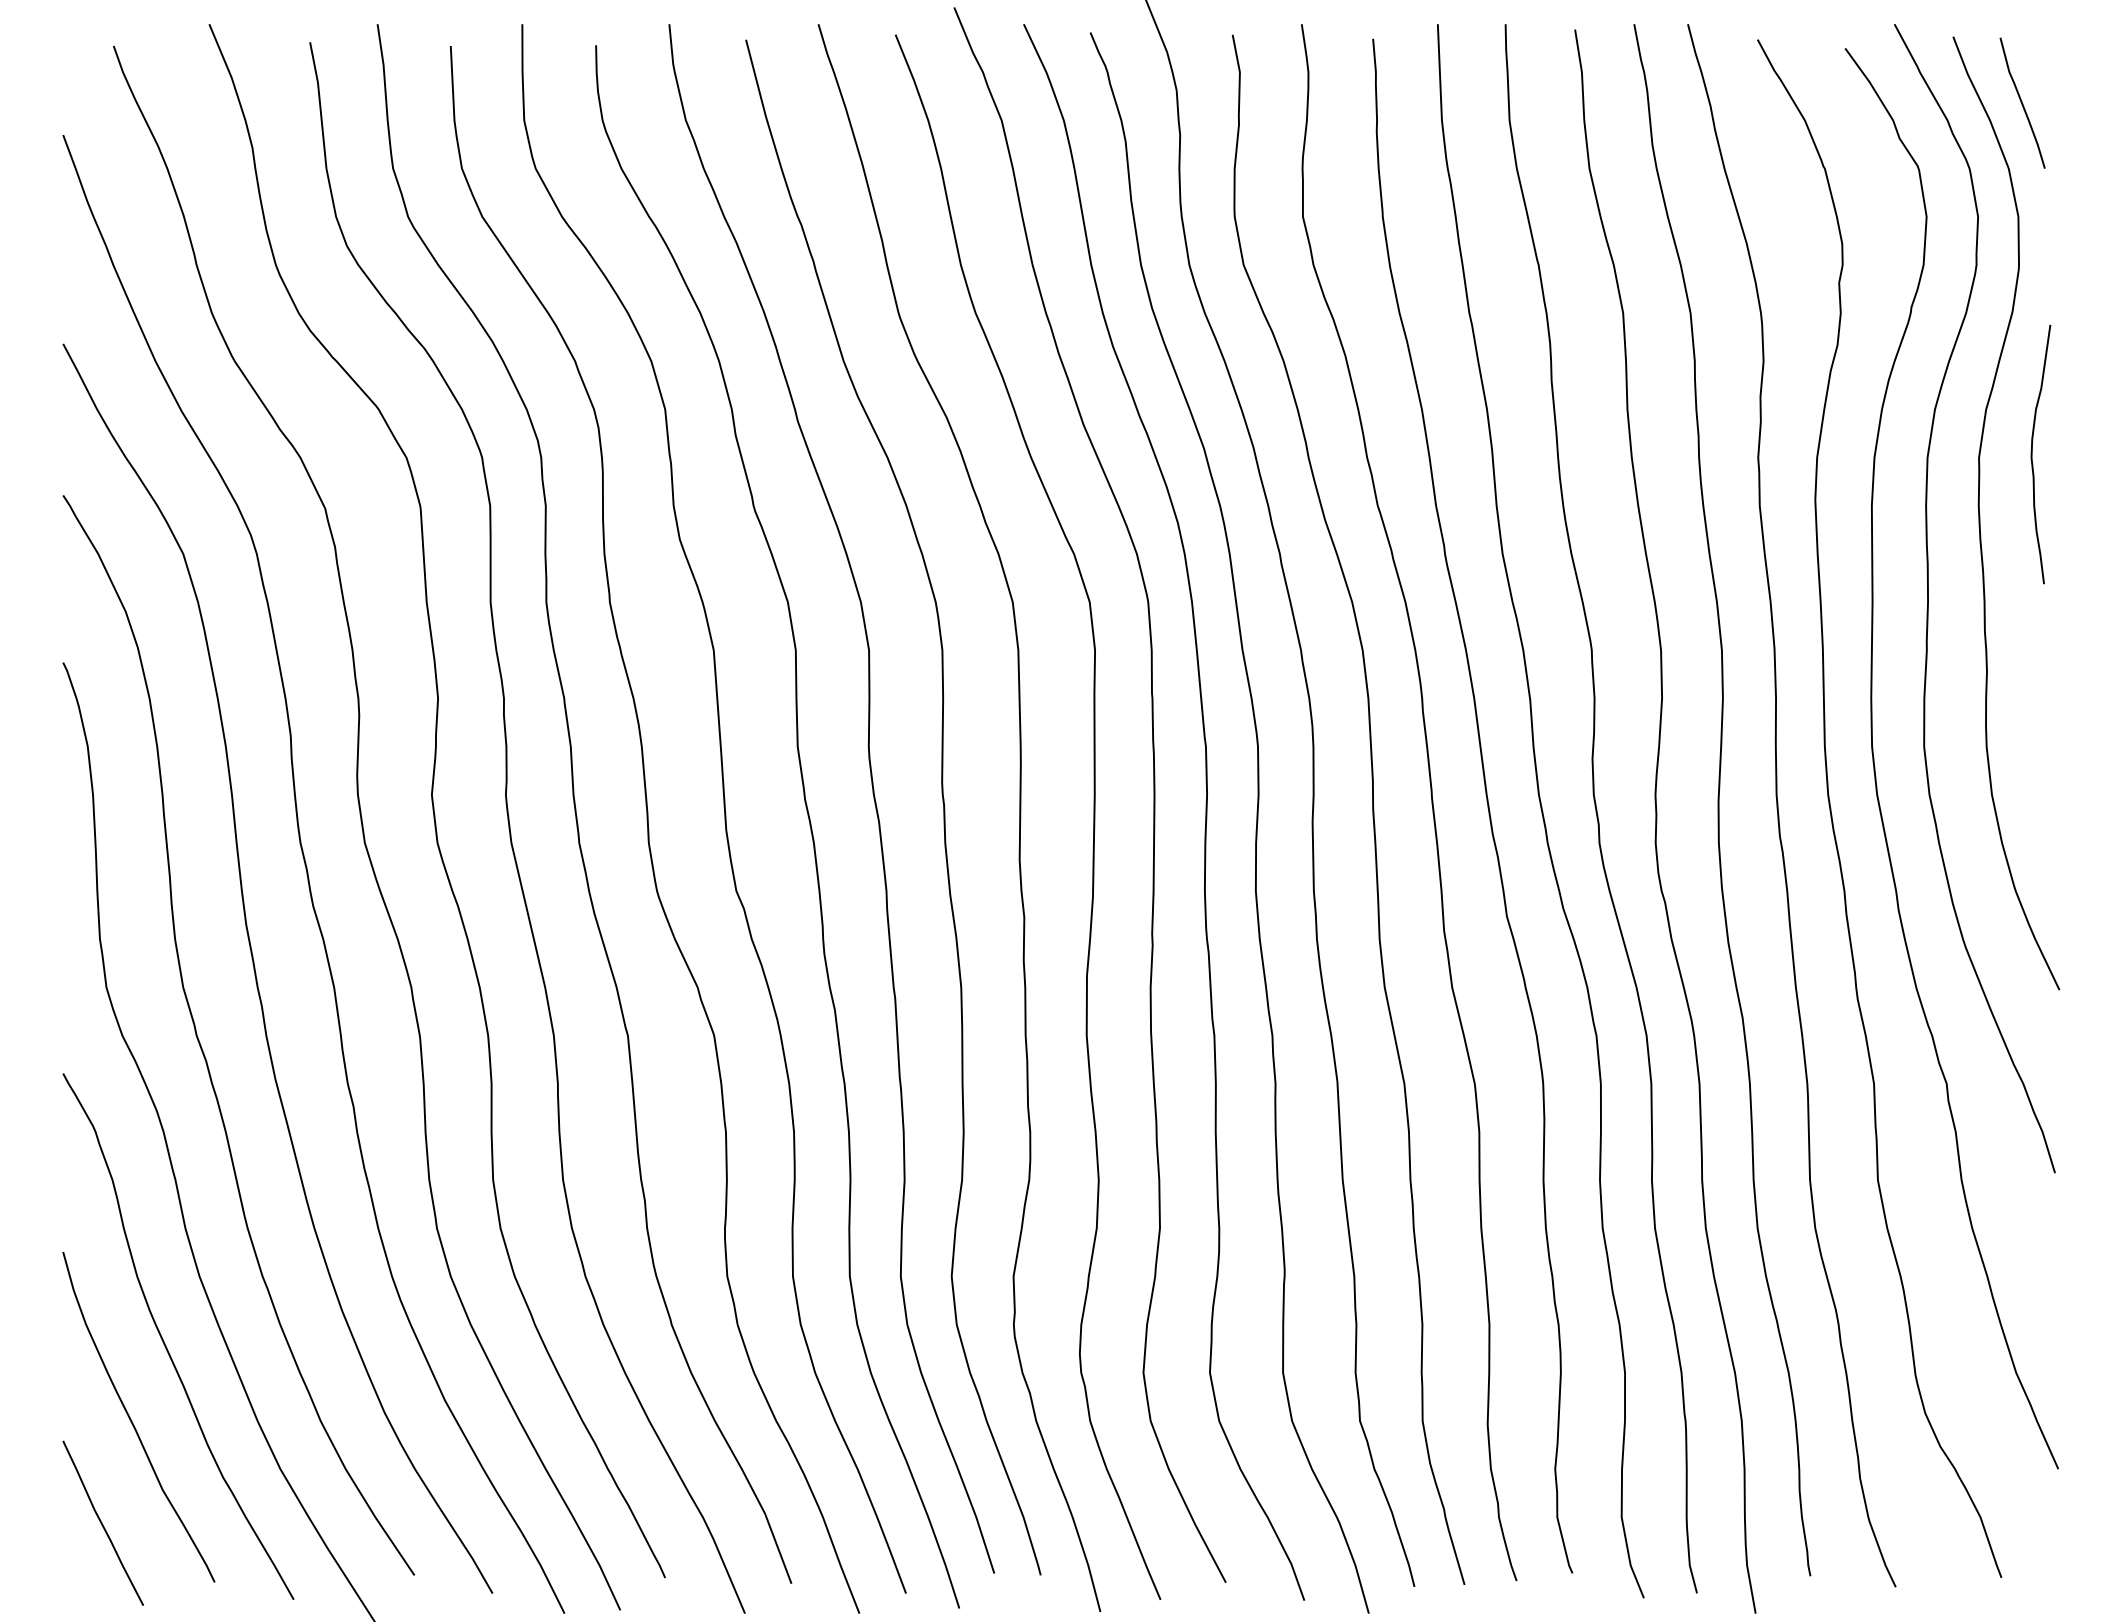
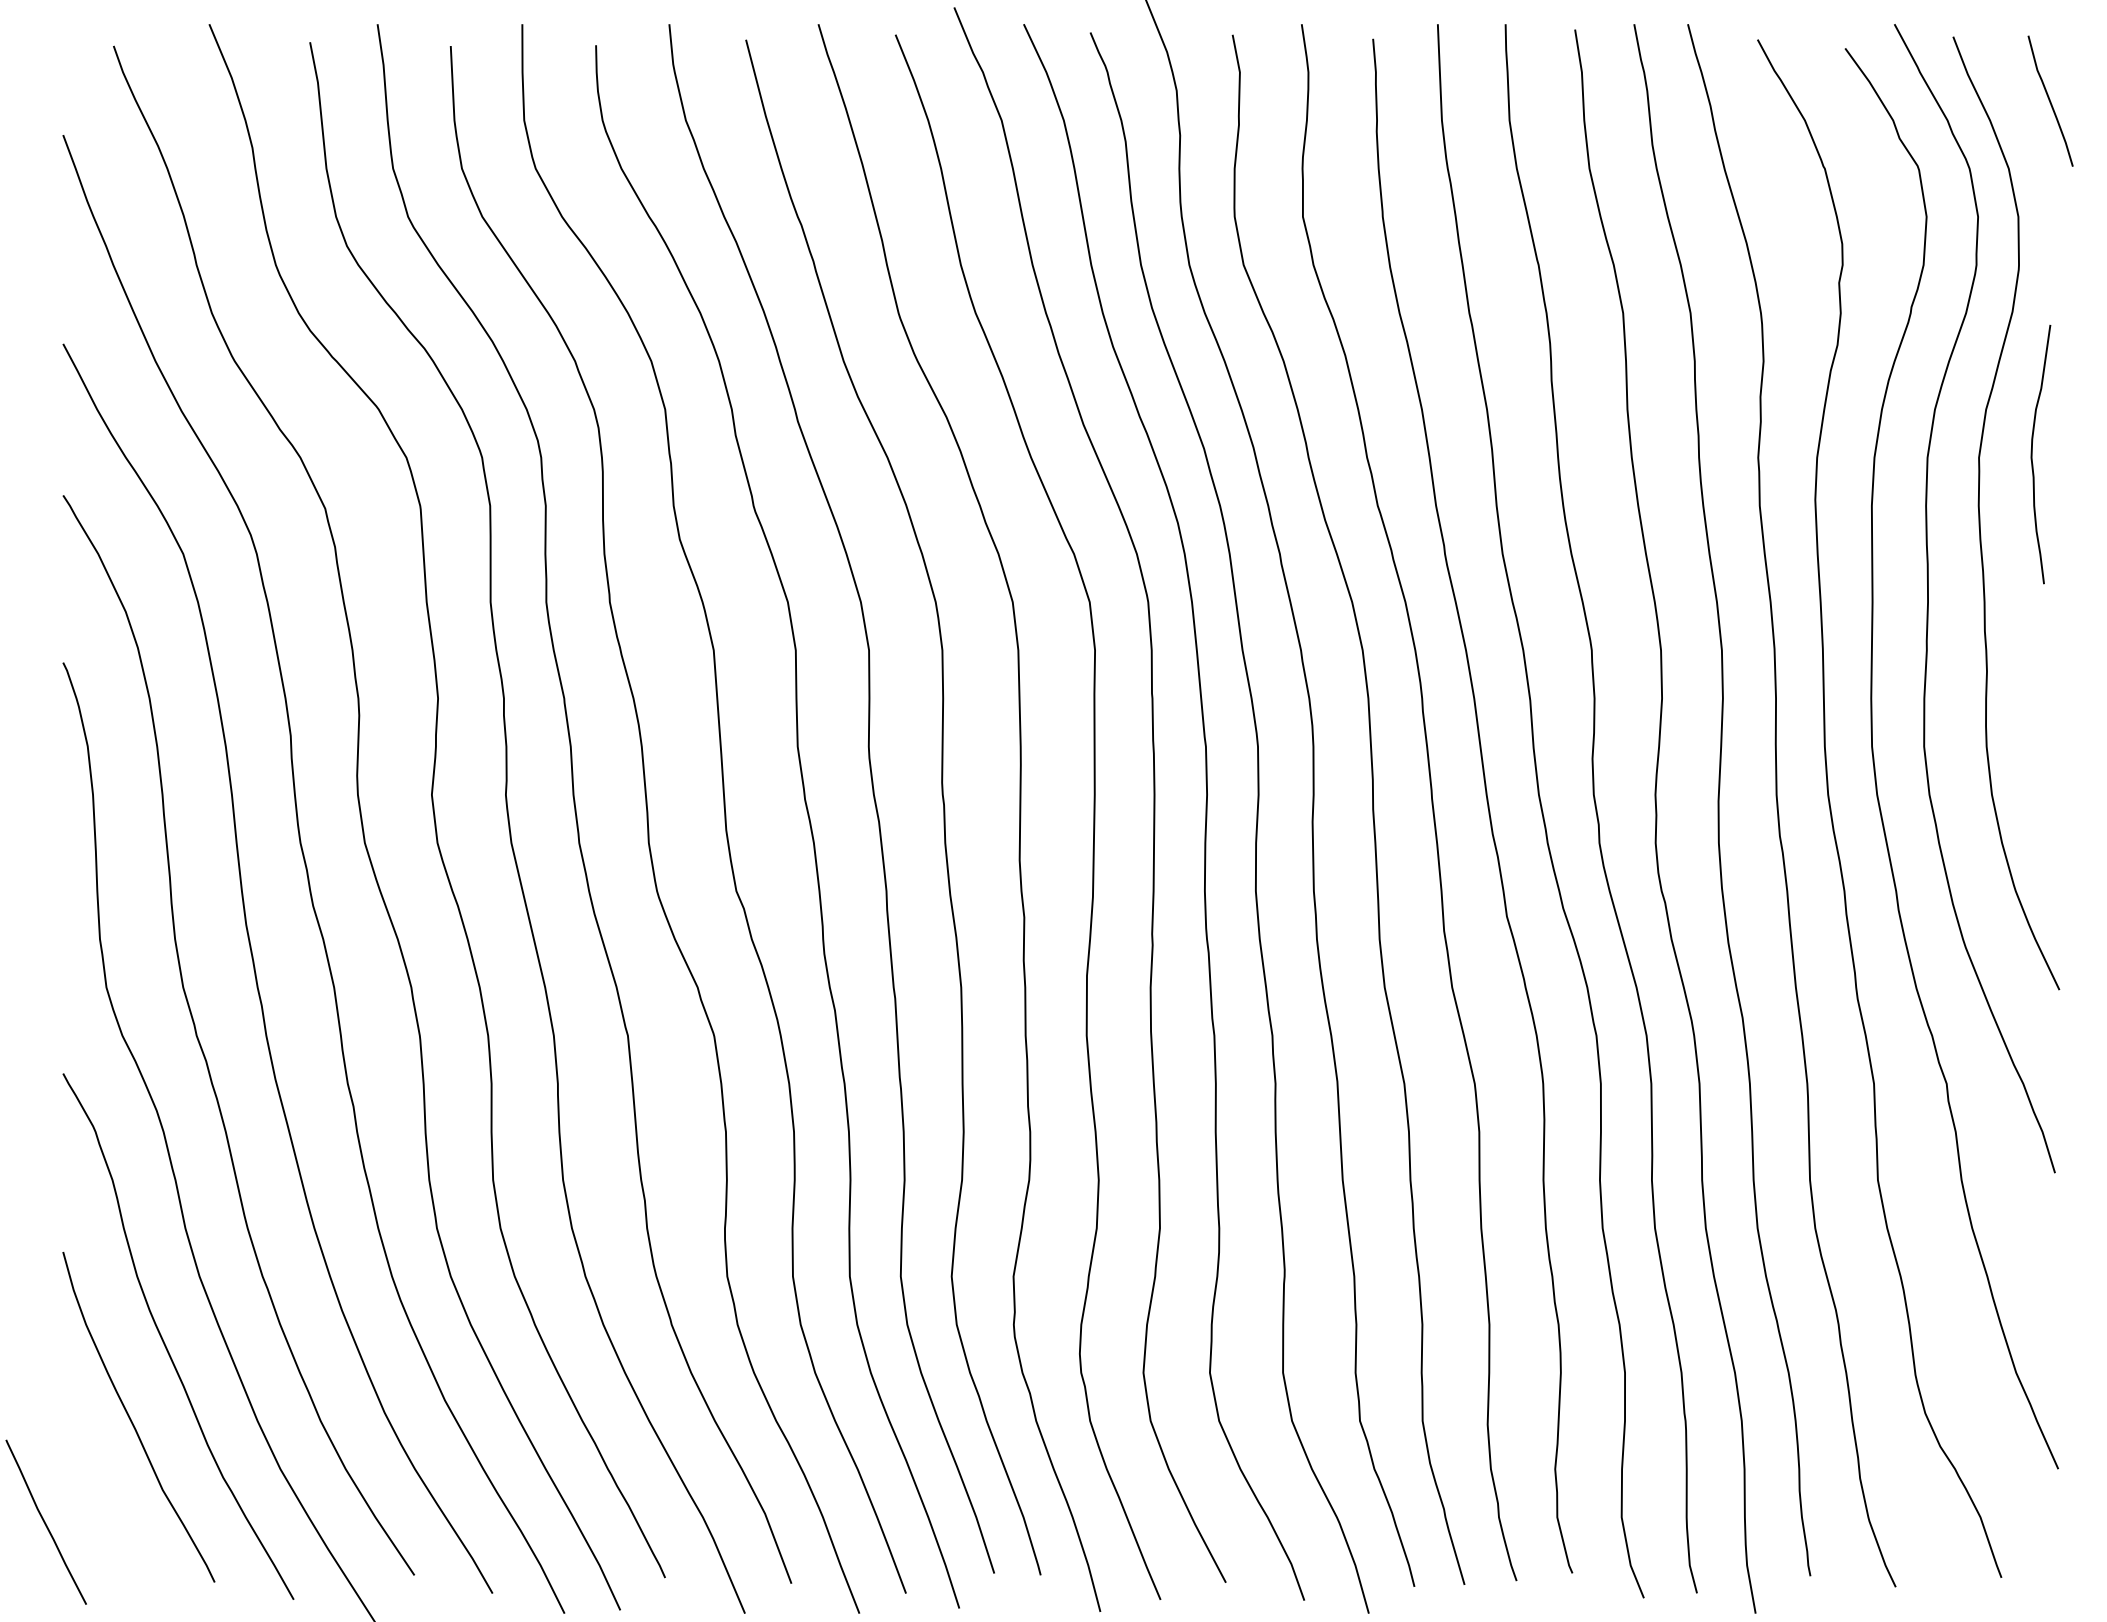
curve position: (2022, 102) -> (2050, 100) (2050, 100)
curve position: (102, 1522) -> (45, 1521) (45, 1521)
